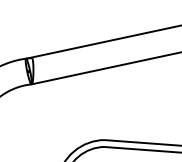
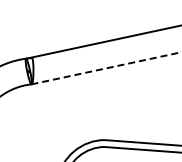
line: solid -> dashed (105, 68)
